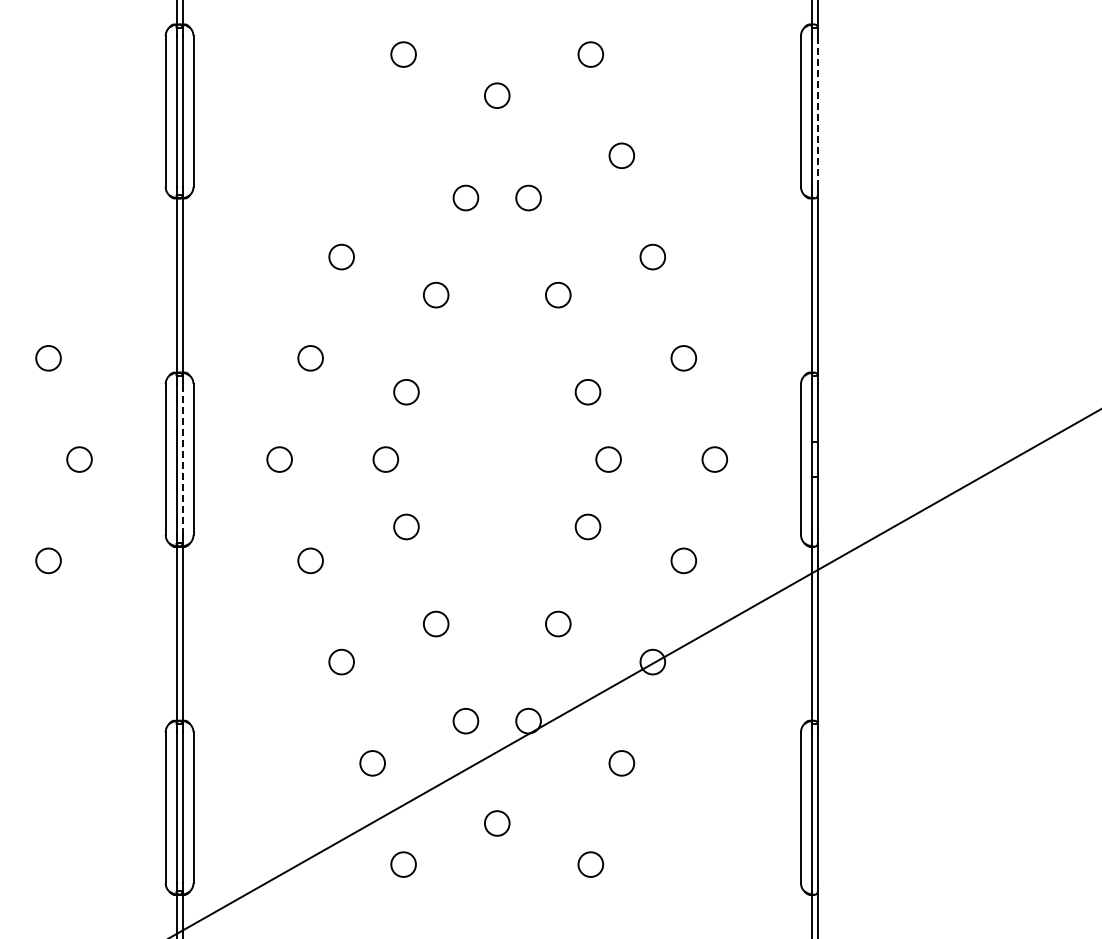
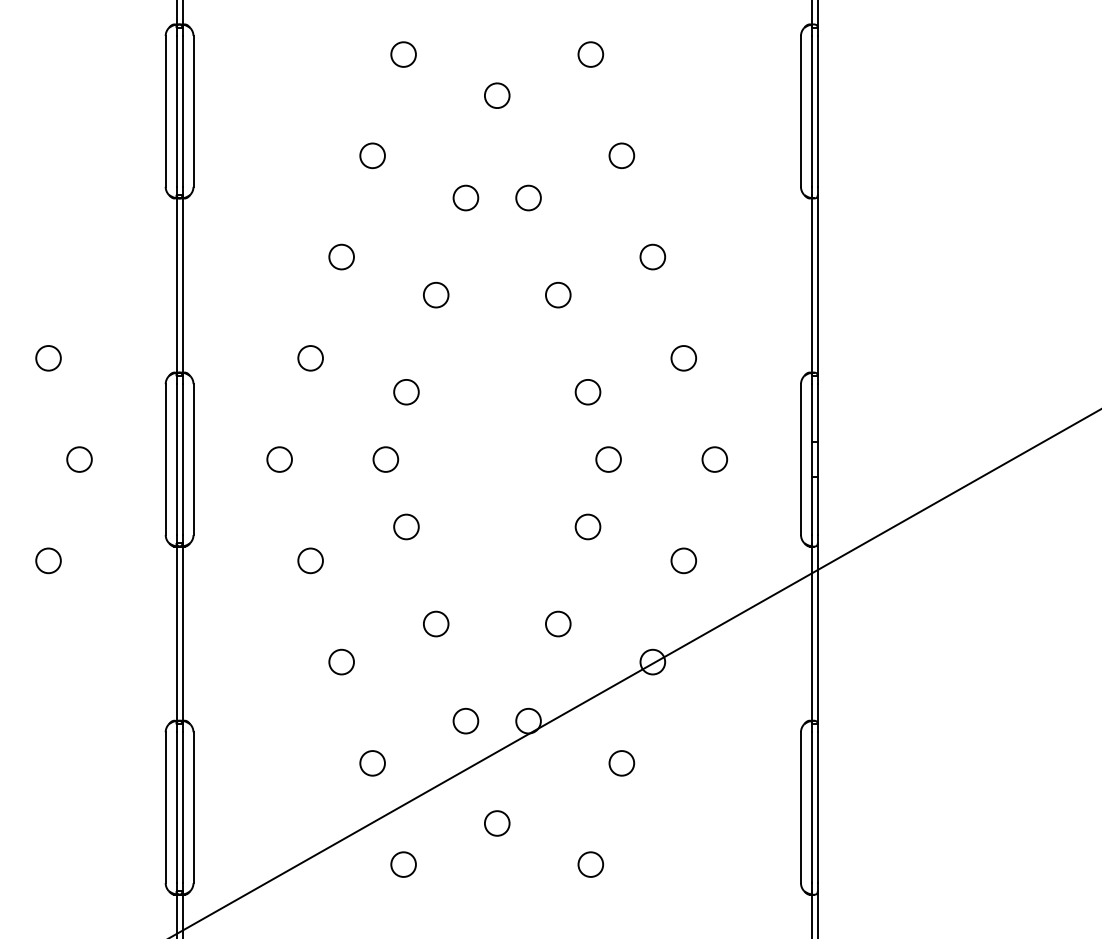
line: dashed -> solid (817, 110)
circle: none -> present (372, 155)
line: dashed -> solid (182, 459)
